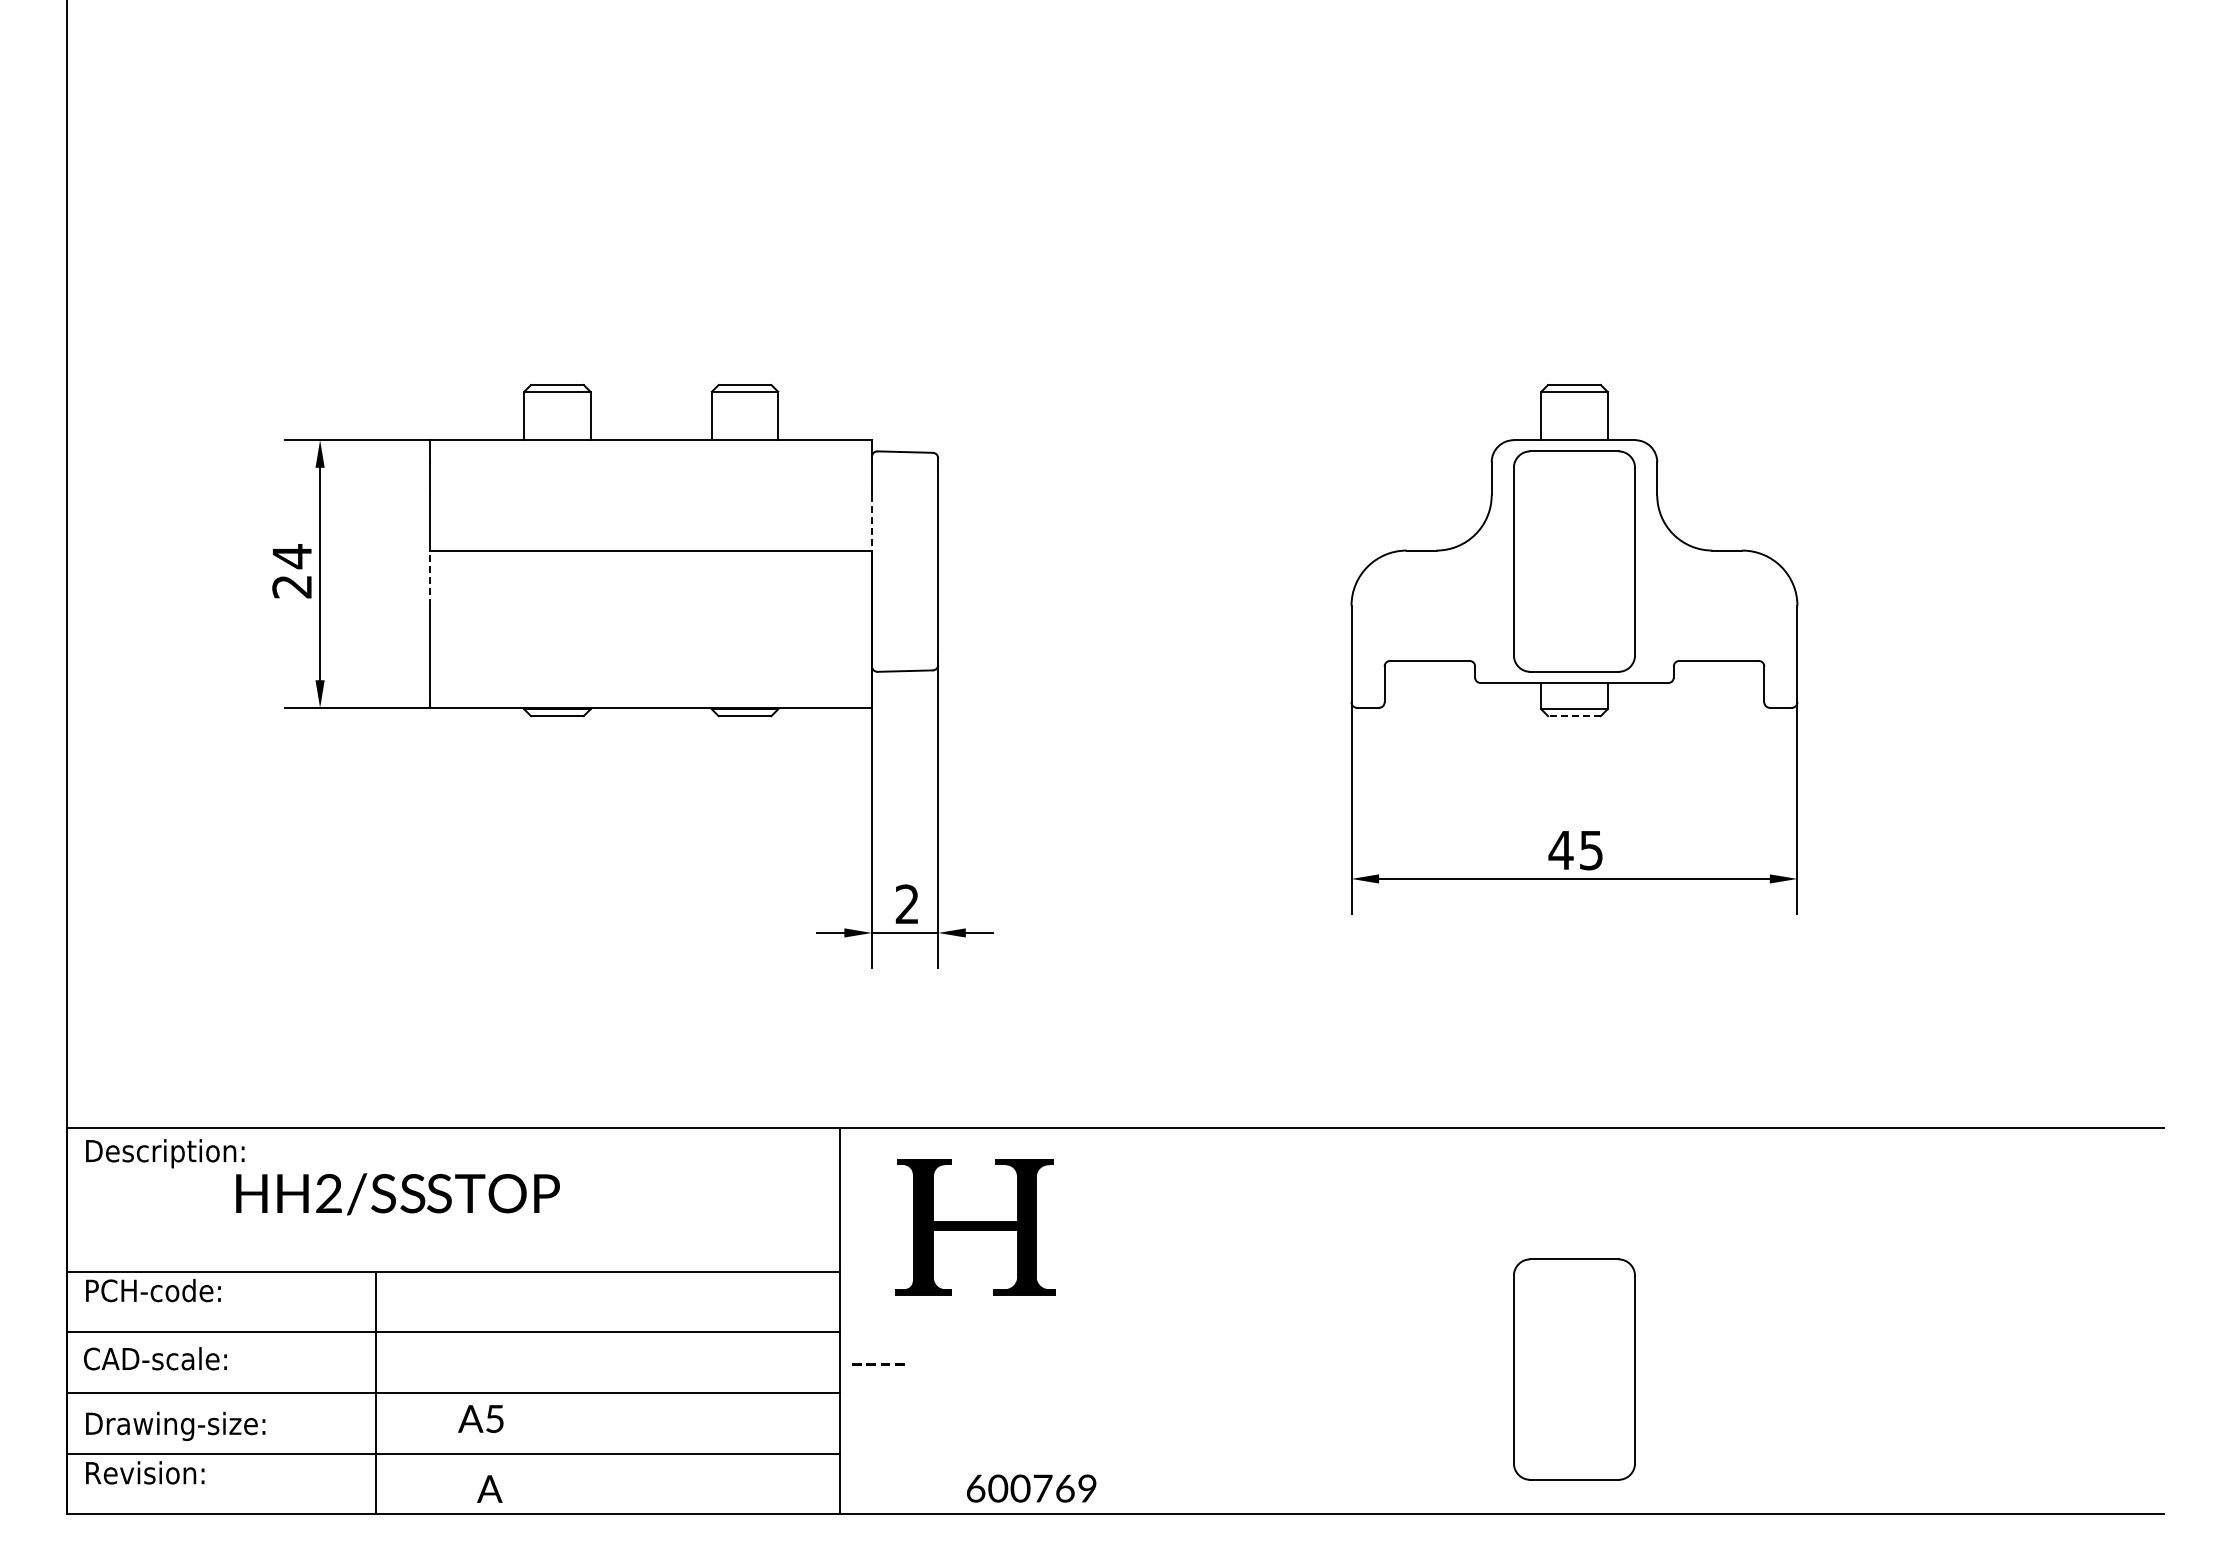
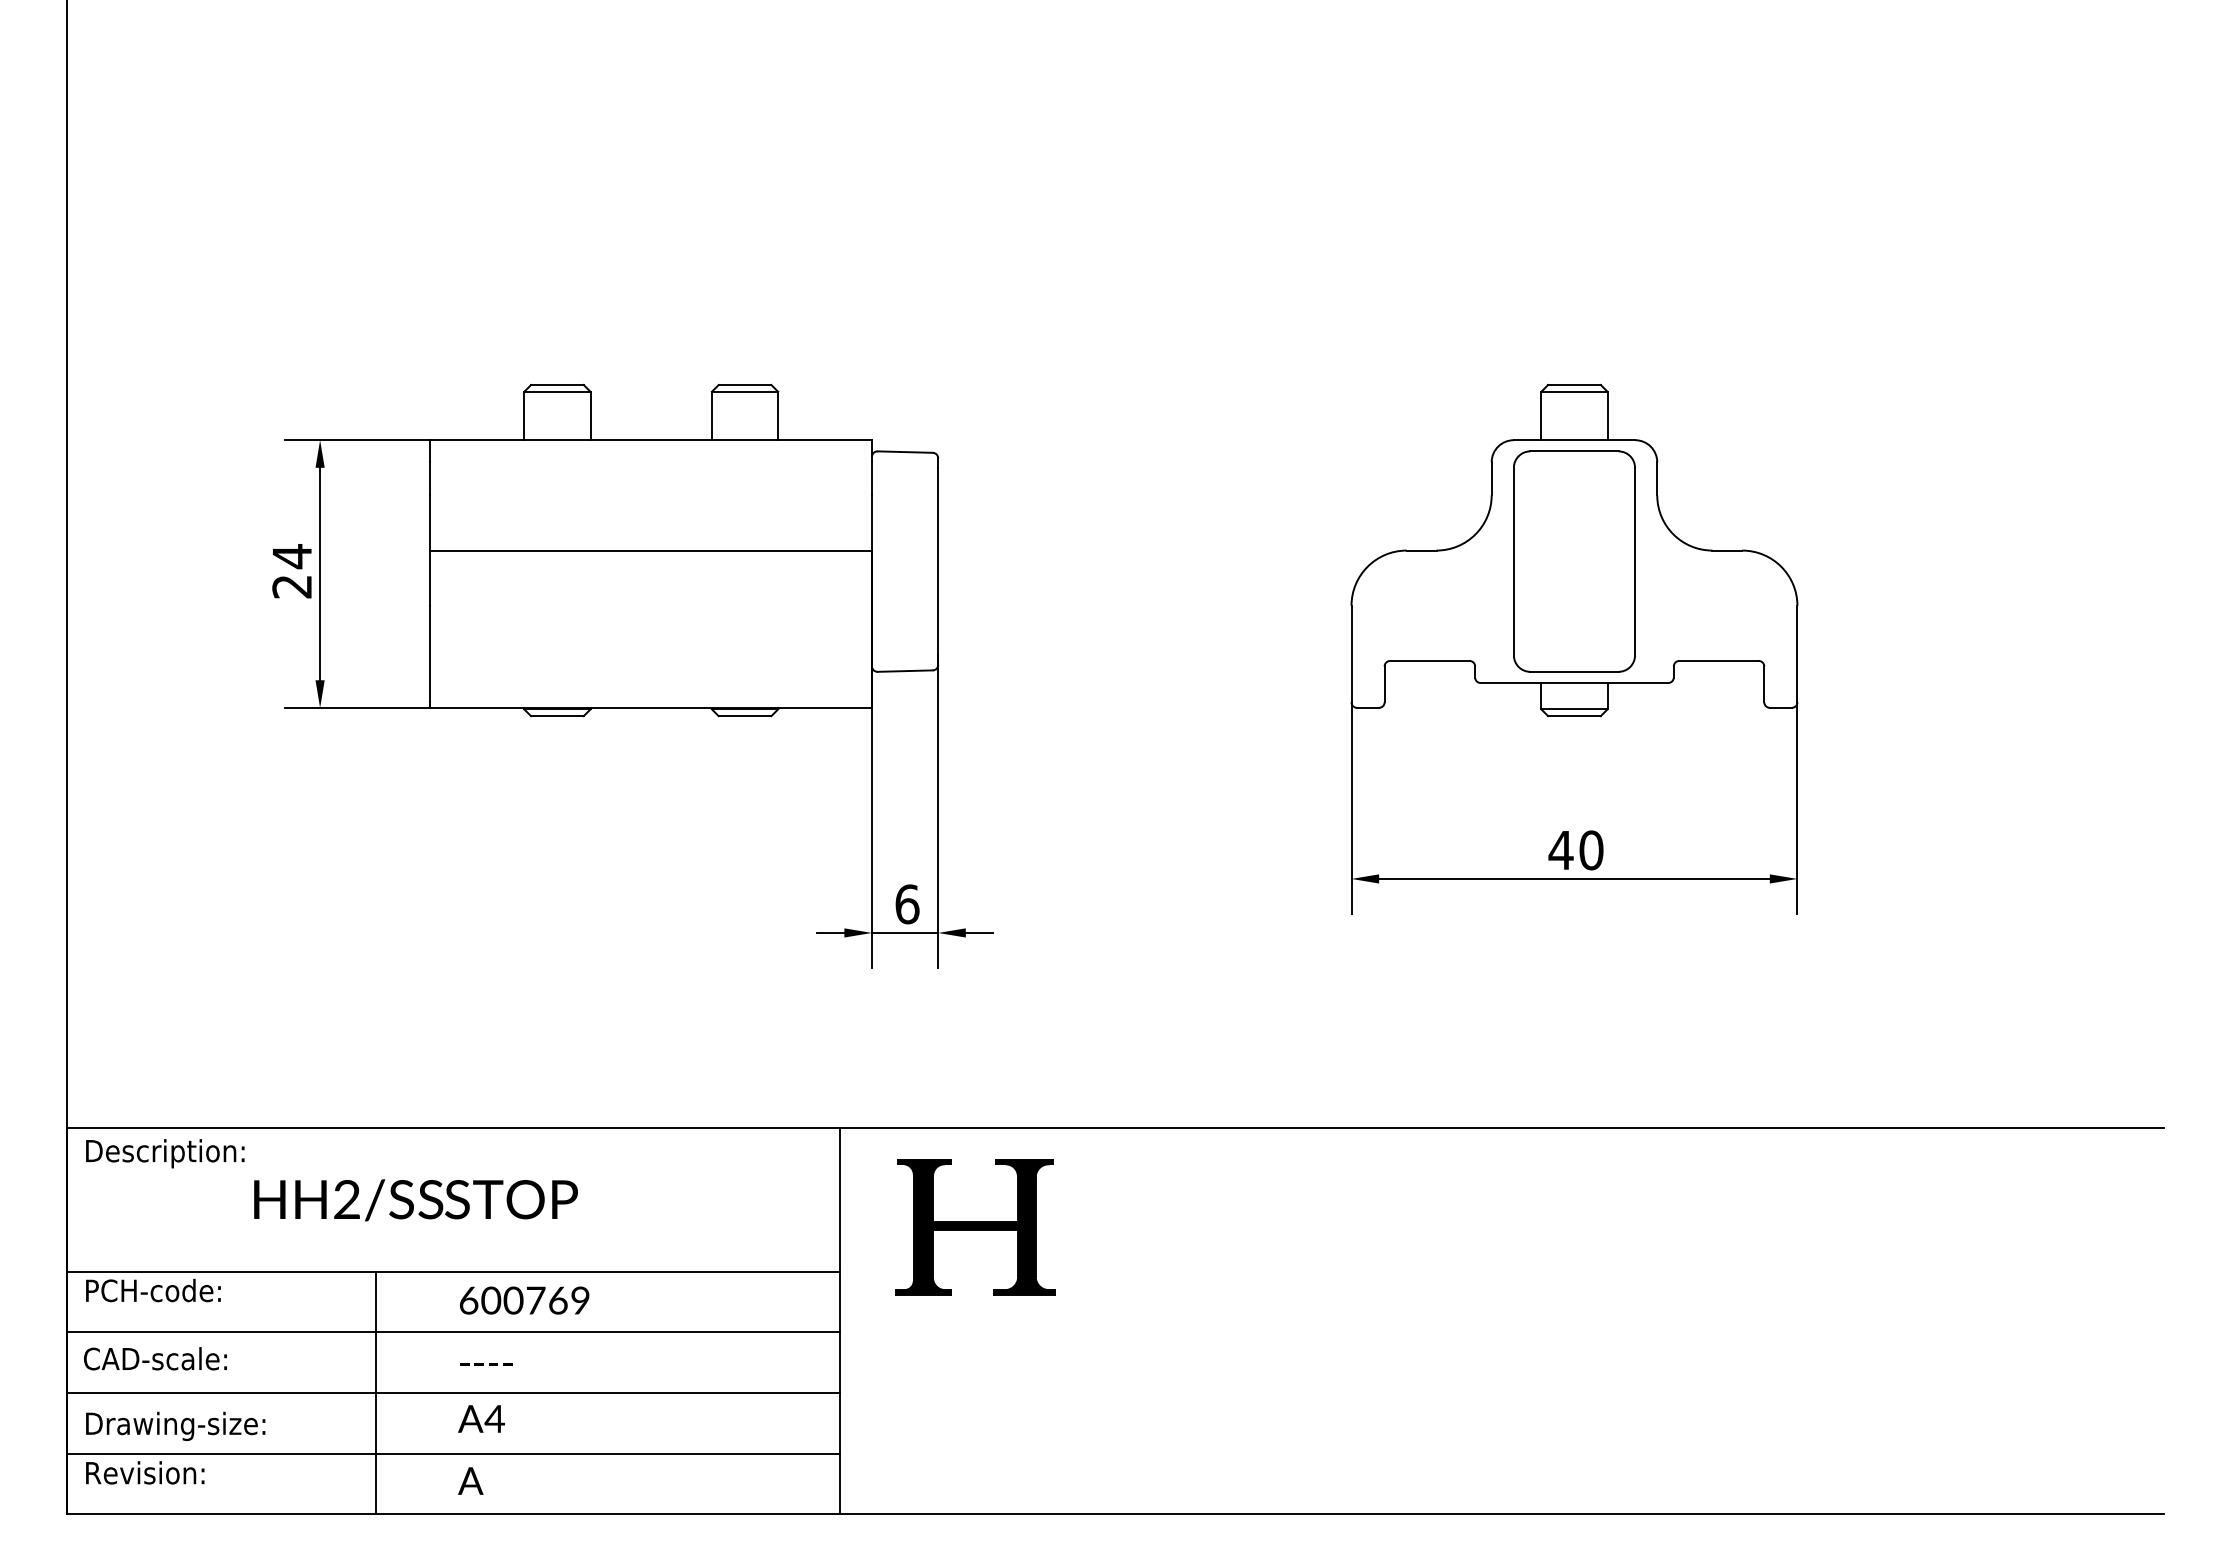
line: dashed -> solid (871, 522)
line: dashed -> solid (430, 578)
line: dashed -> solid (1573, 716)
text: 45 -> 40 (1591, 850)
text: 2 -> 6 (907, 904)
text position: (397, 1194) -> (415, 1200) (415, 1200)
text position: (878, 1364) -> (486, 1364) (486, 1364)
part: present -> none (1574, 1369)
text: A5 -> A4 (494, 1418)
text position: (489, 1488) -> (470, 1480) (470, 1480)
text position: (1031, 1488) -> (524, 1300) (524, 1300)
